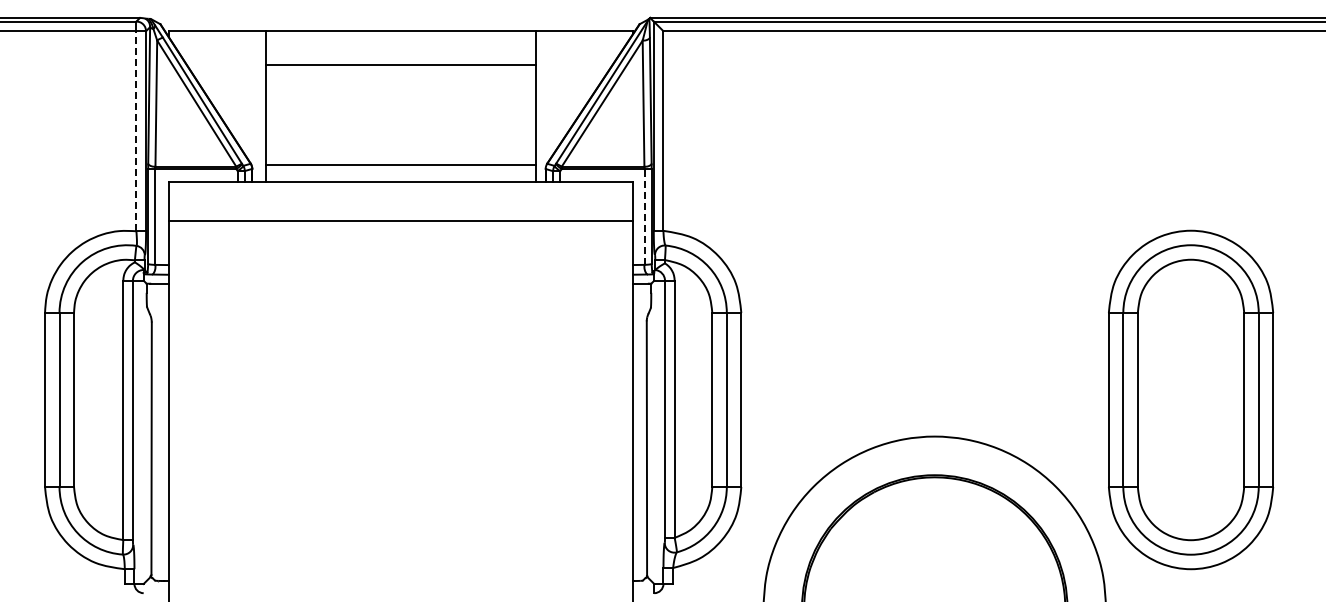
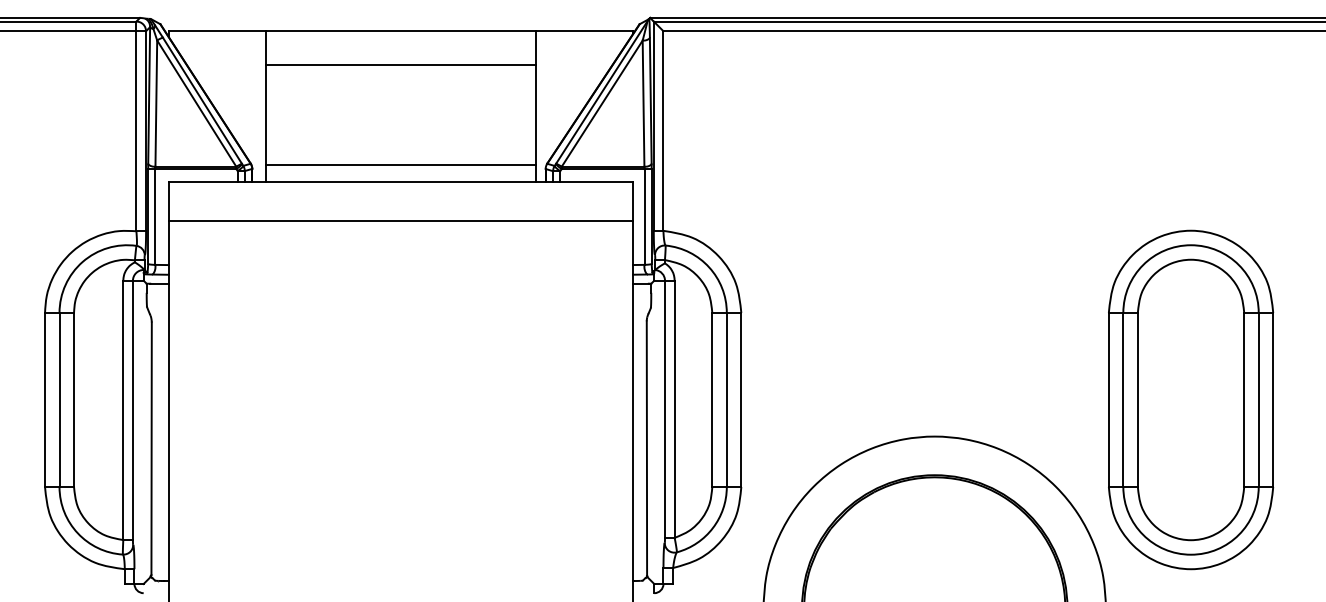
line: dashed -> solid (136, 130)
line: dashed -> solid (644, 216)
